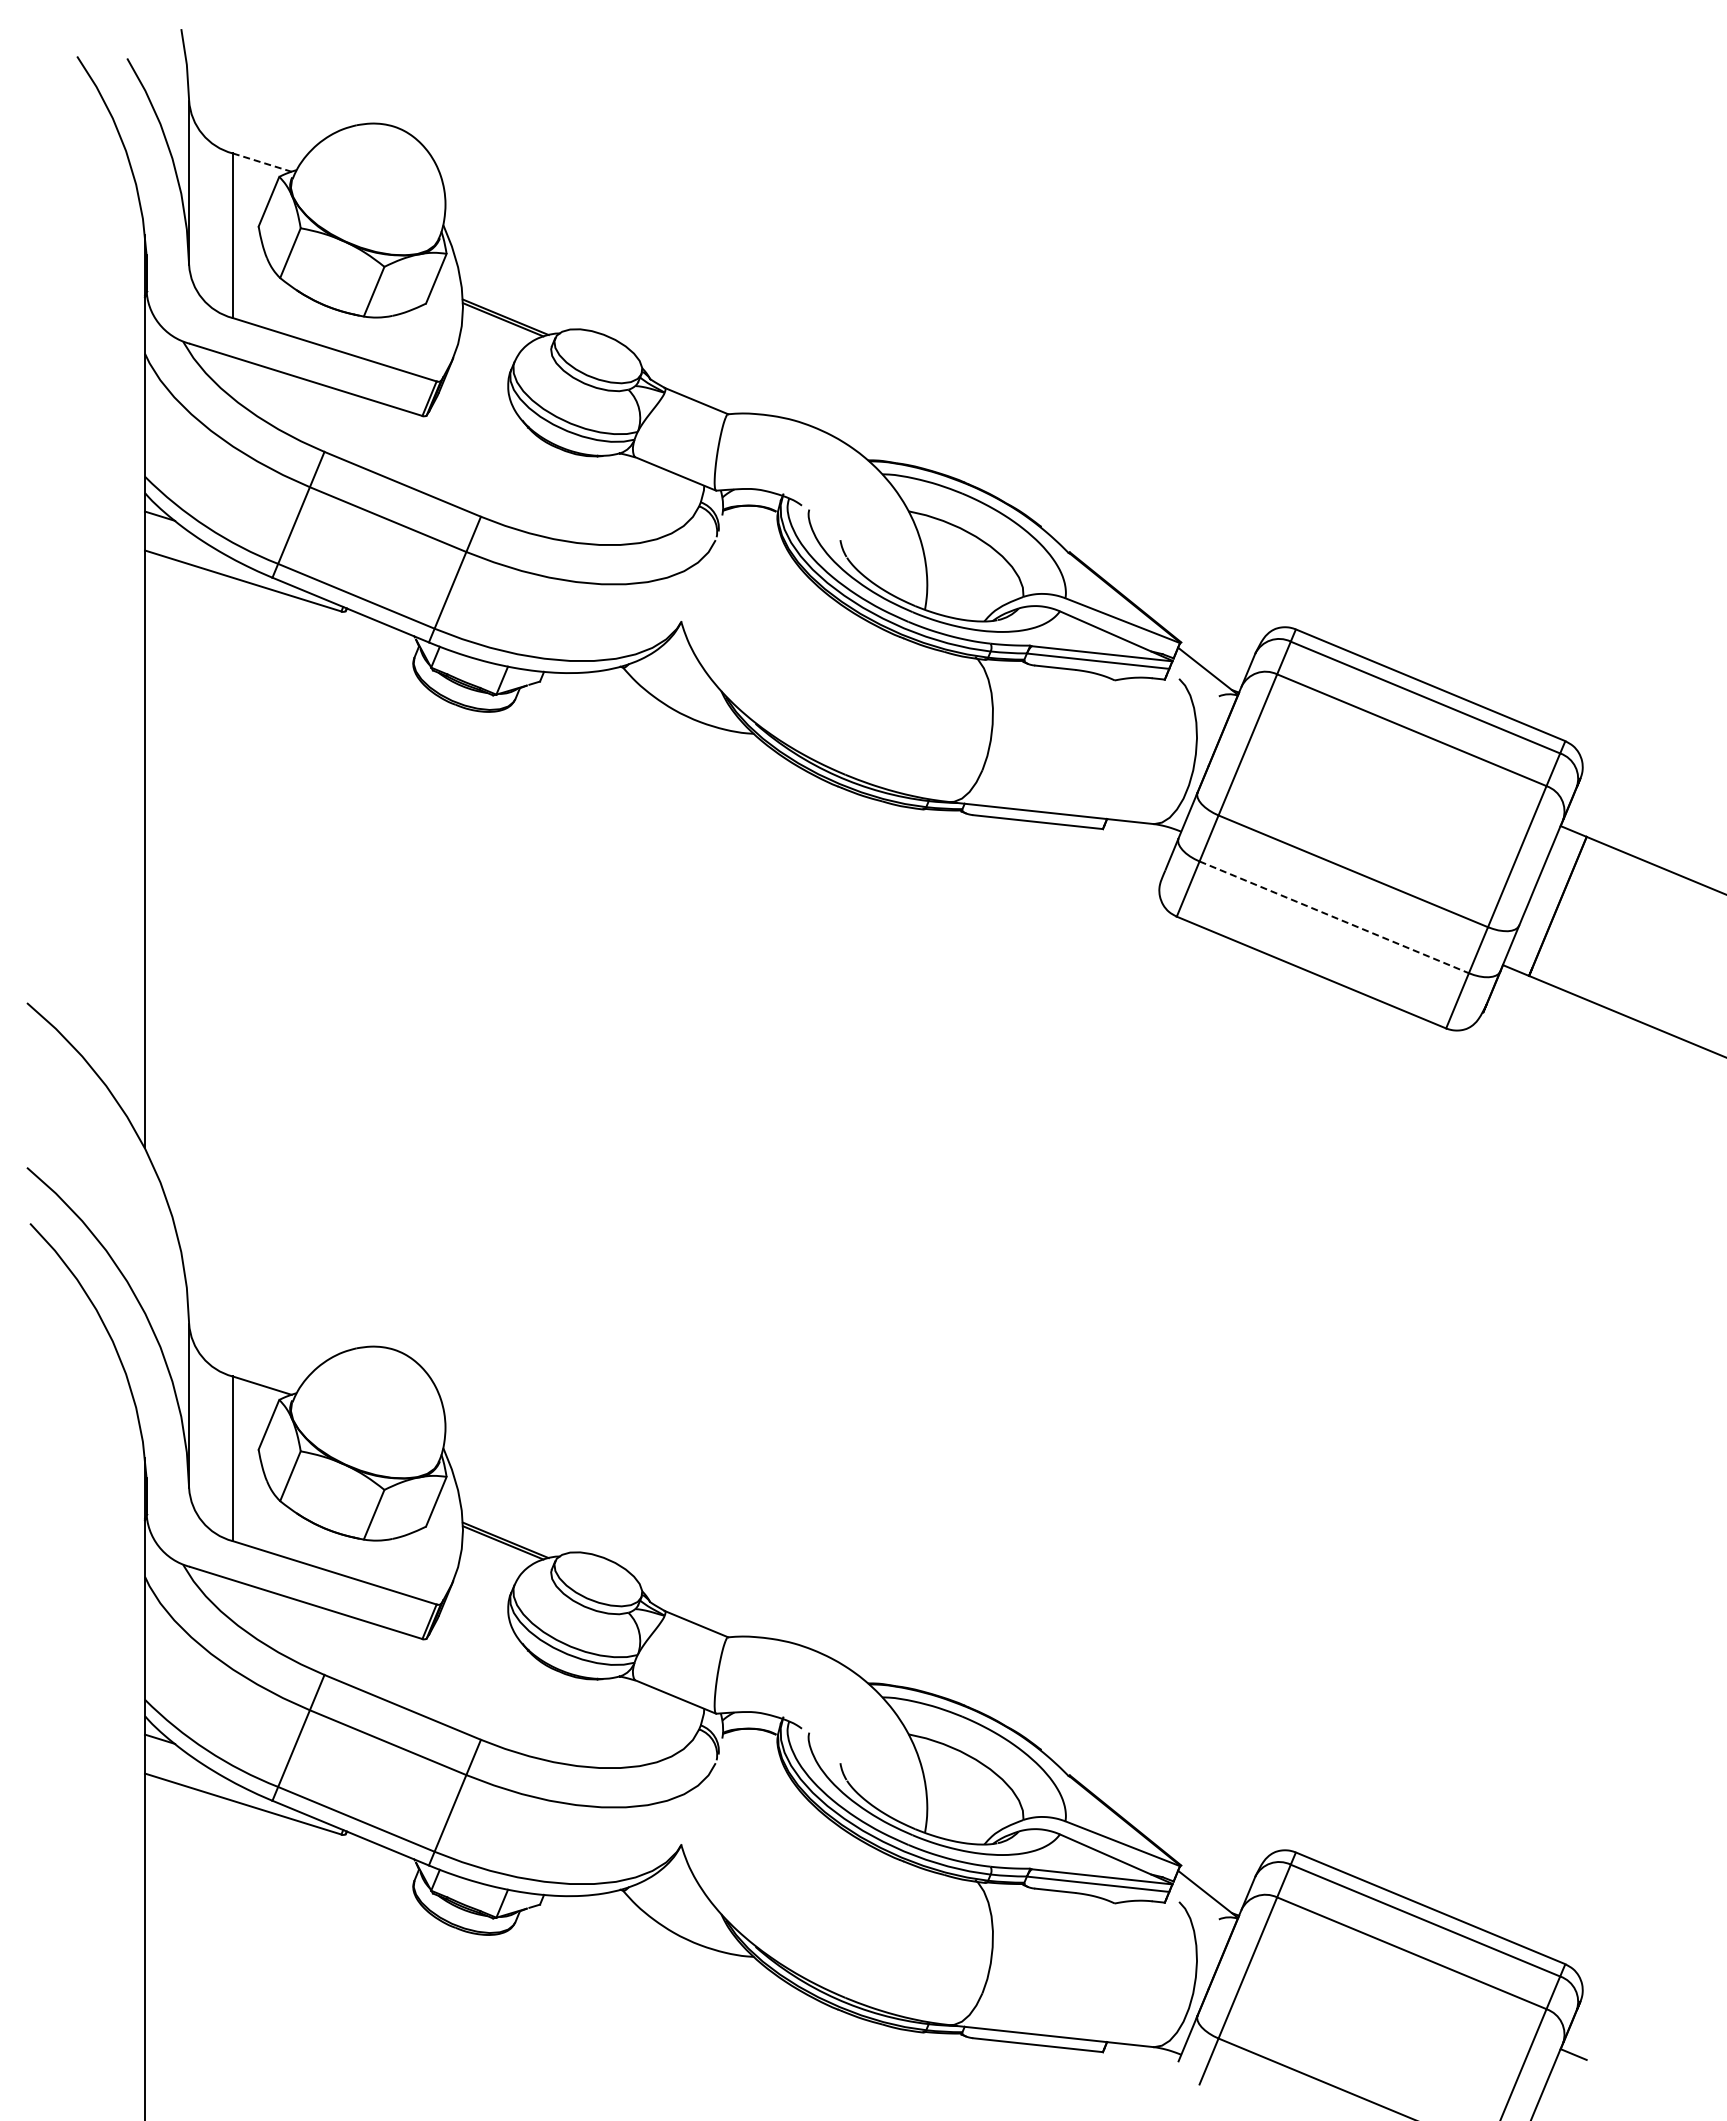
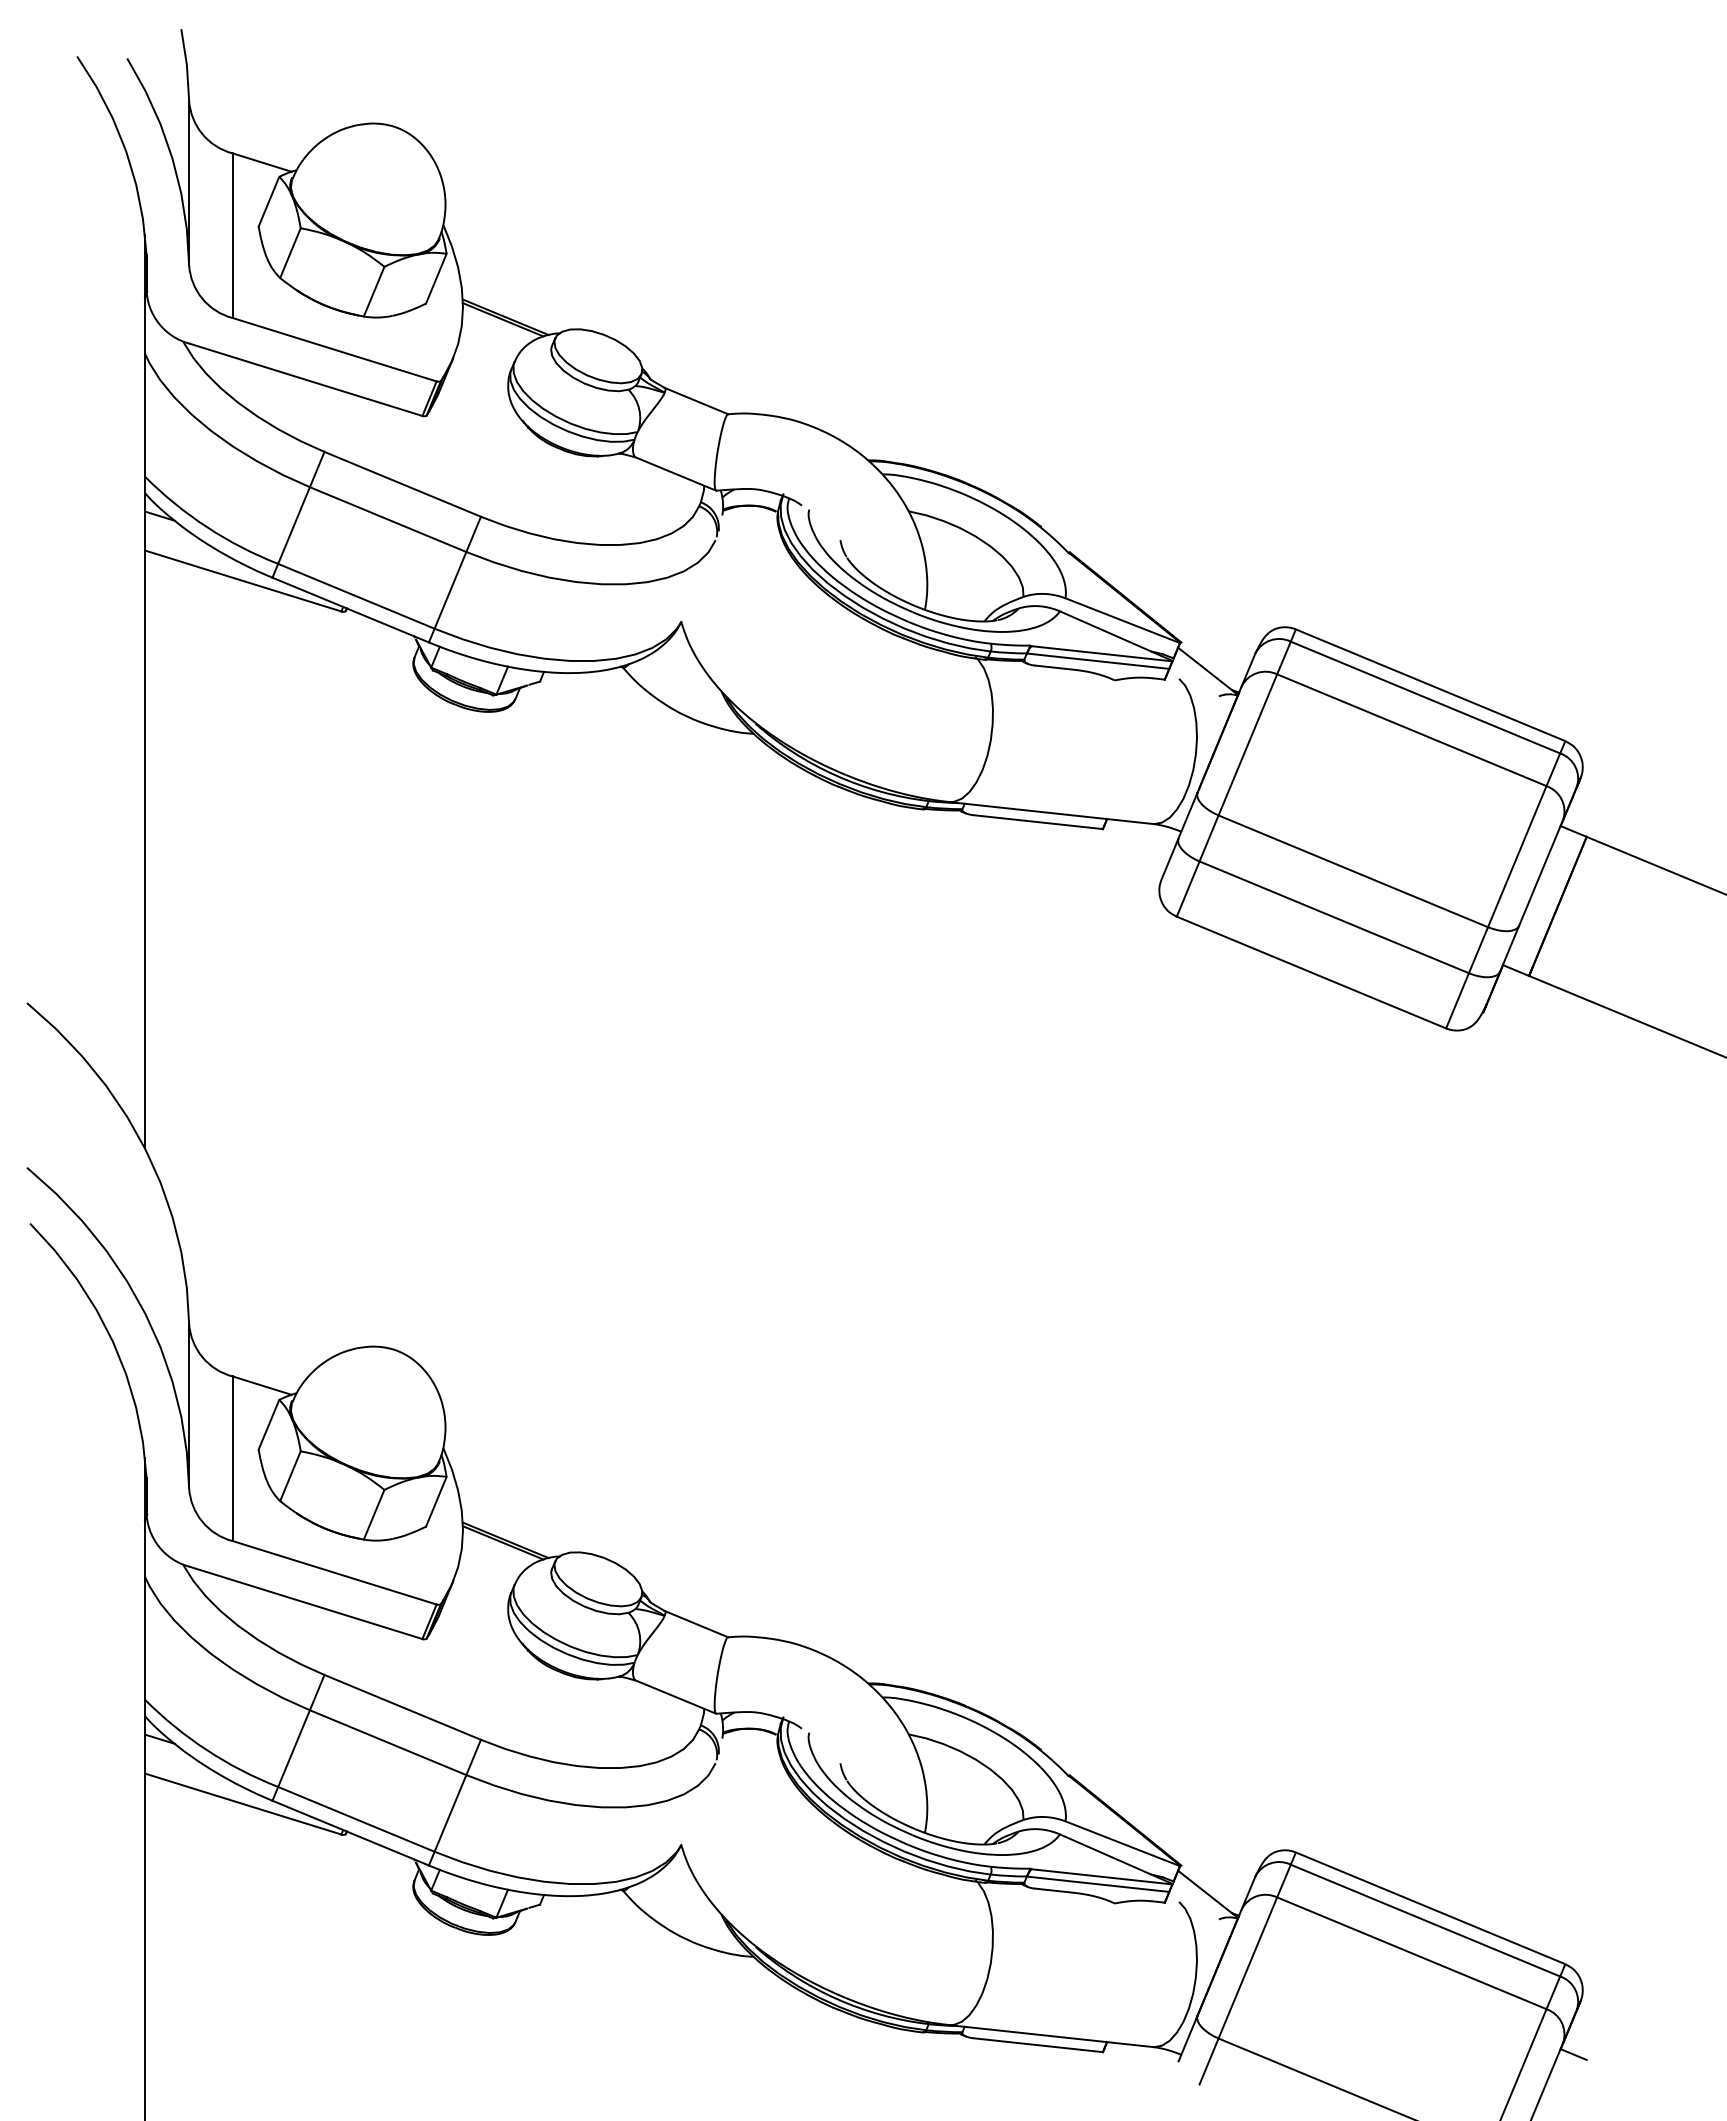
line: dashed -> solid (262, 162)
line: dashed -> solid (1334, 917)
